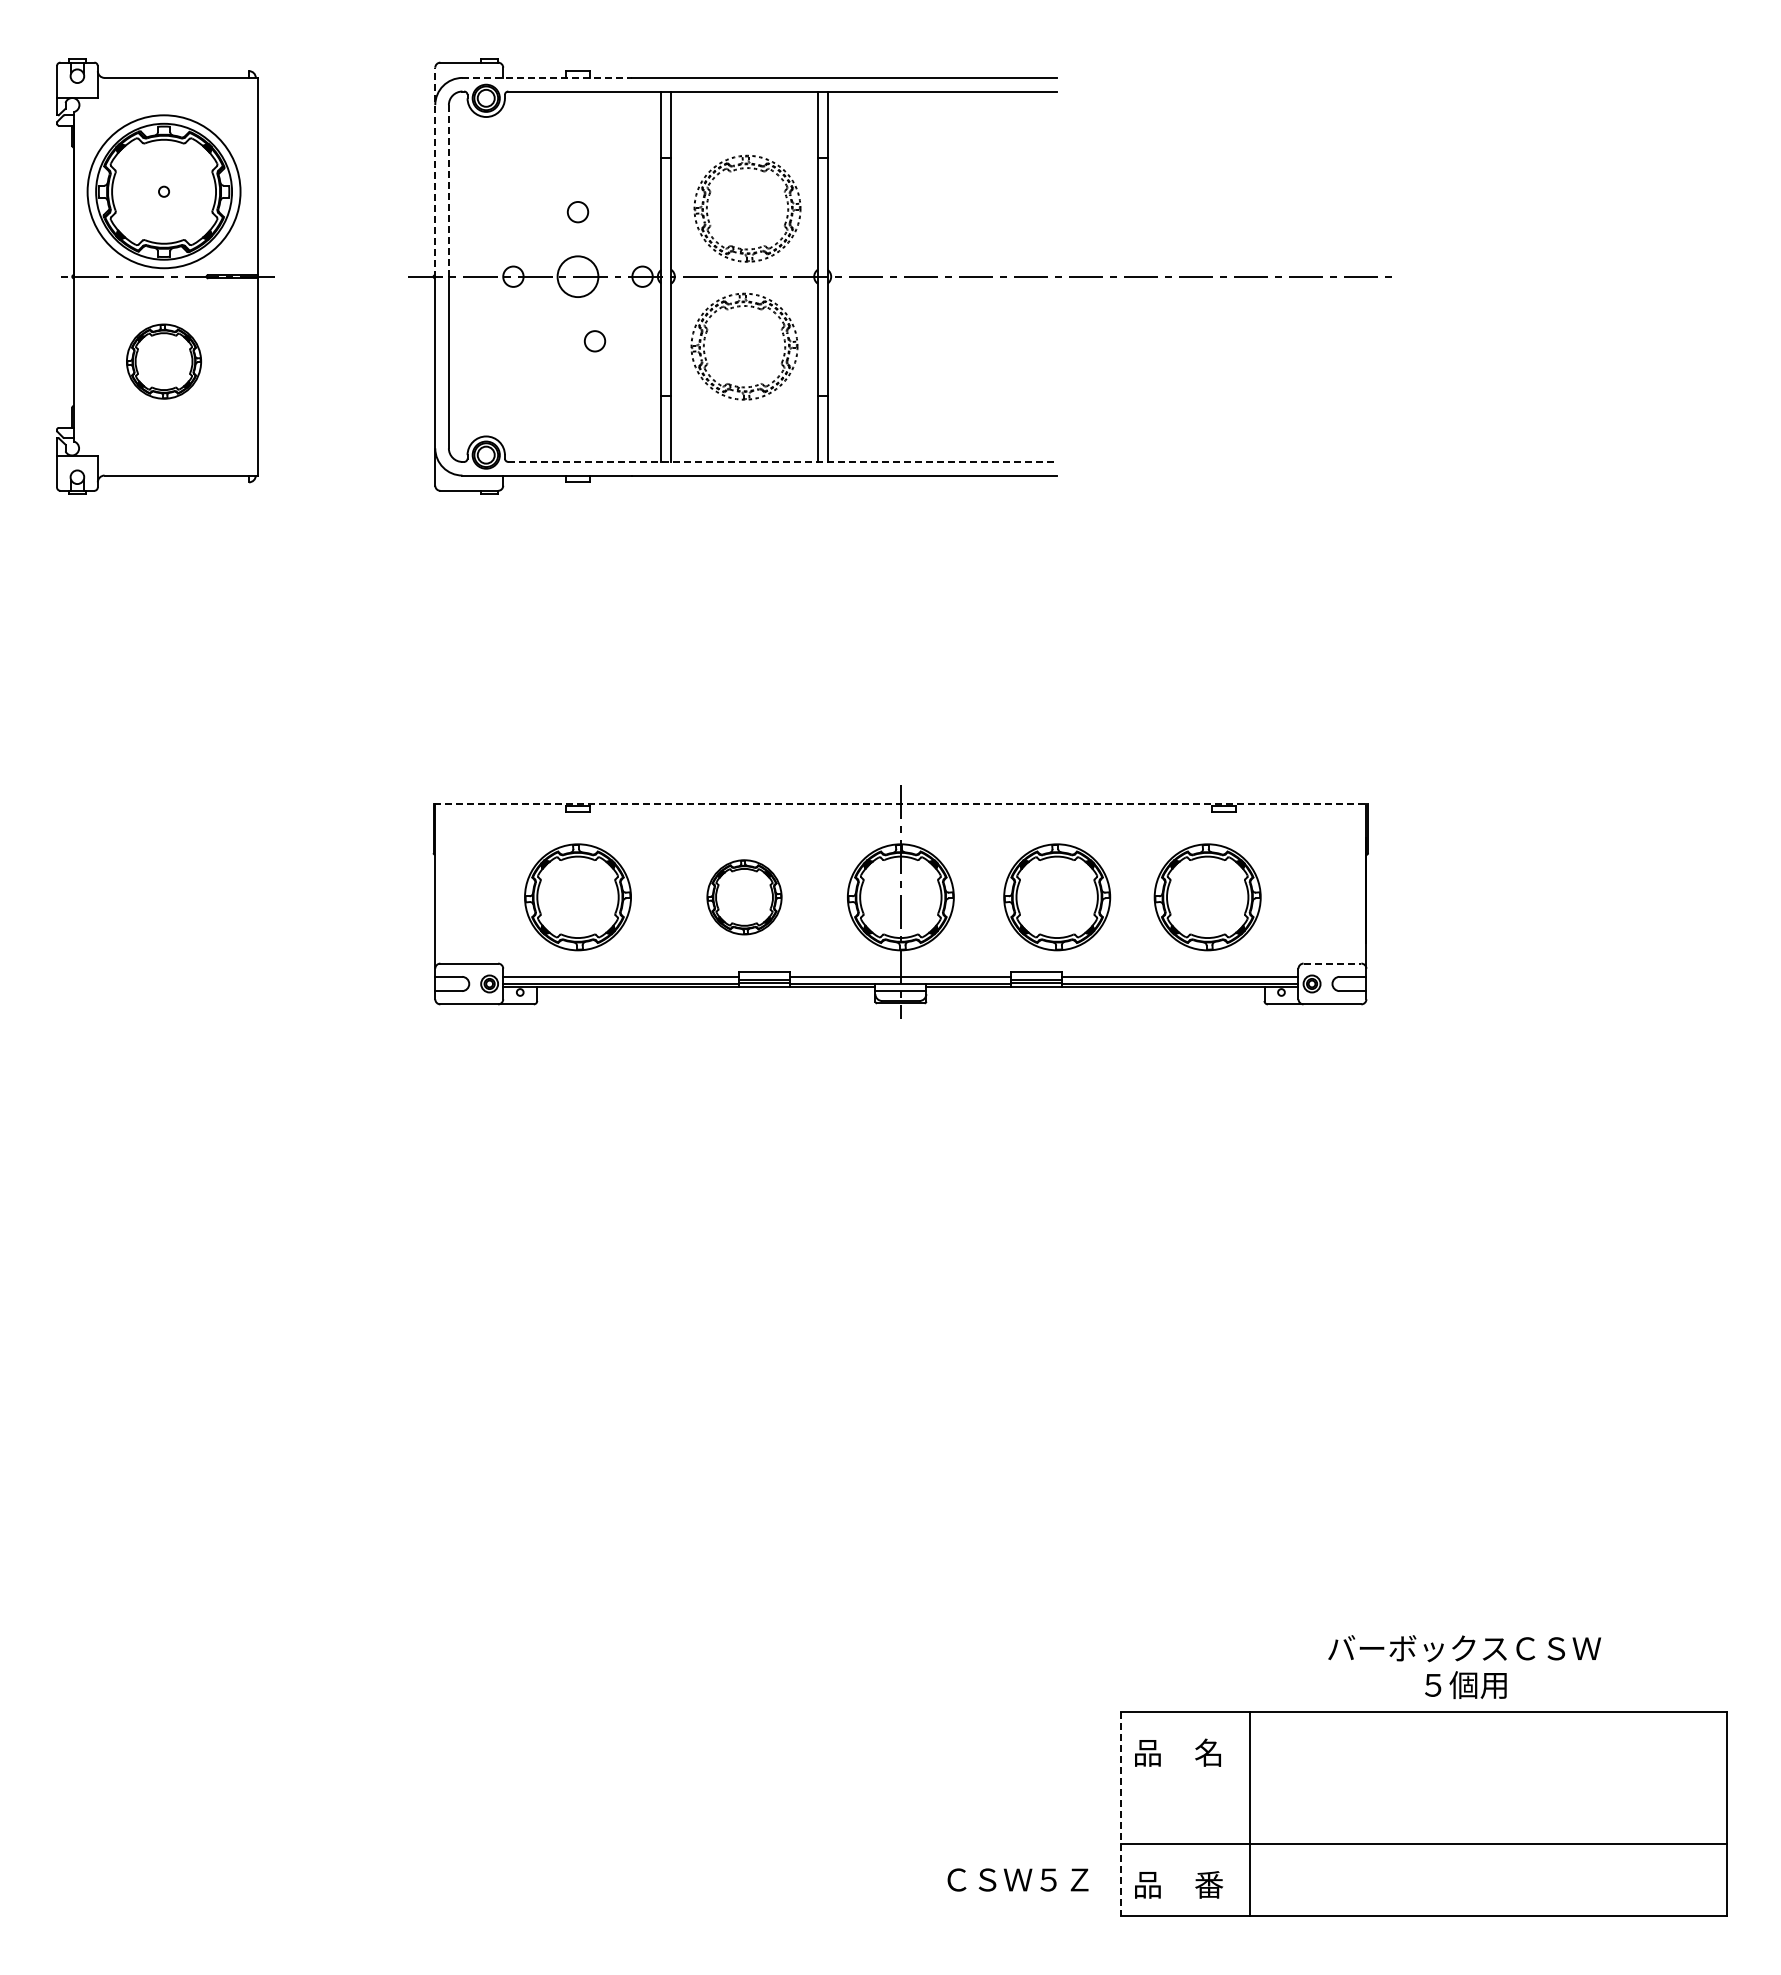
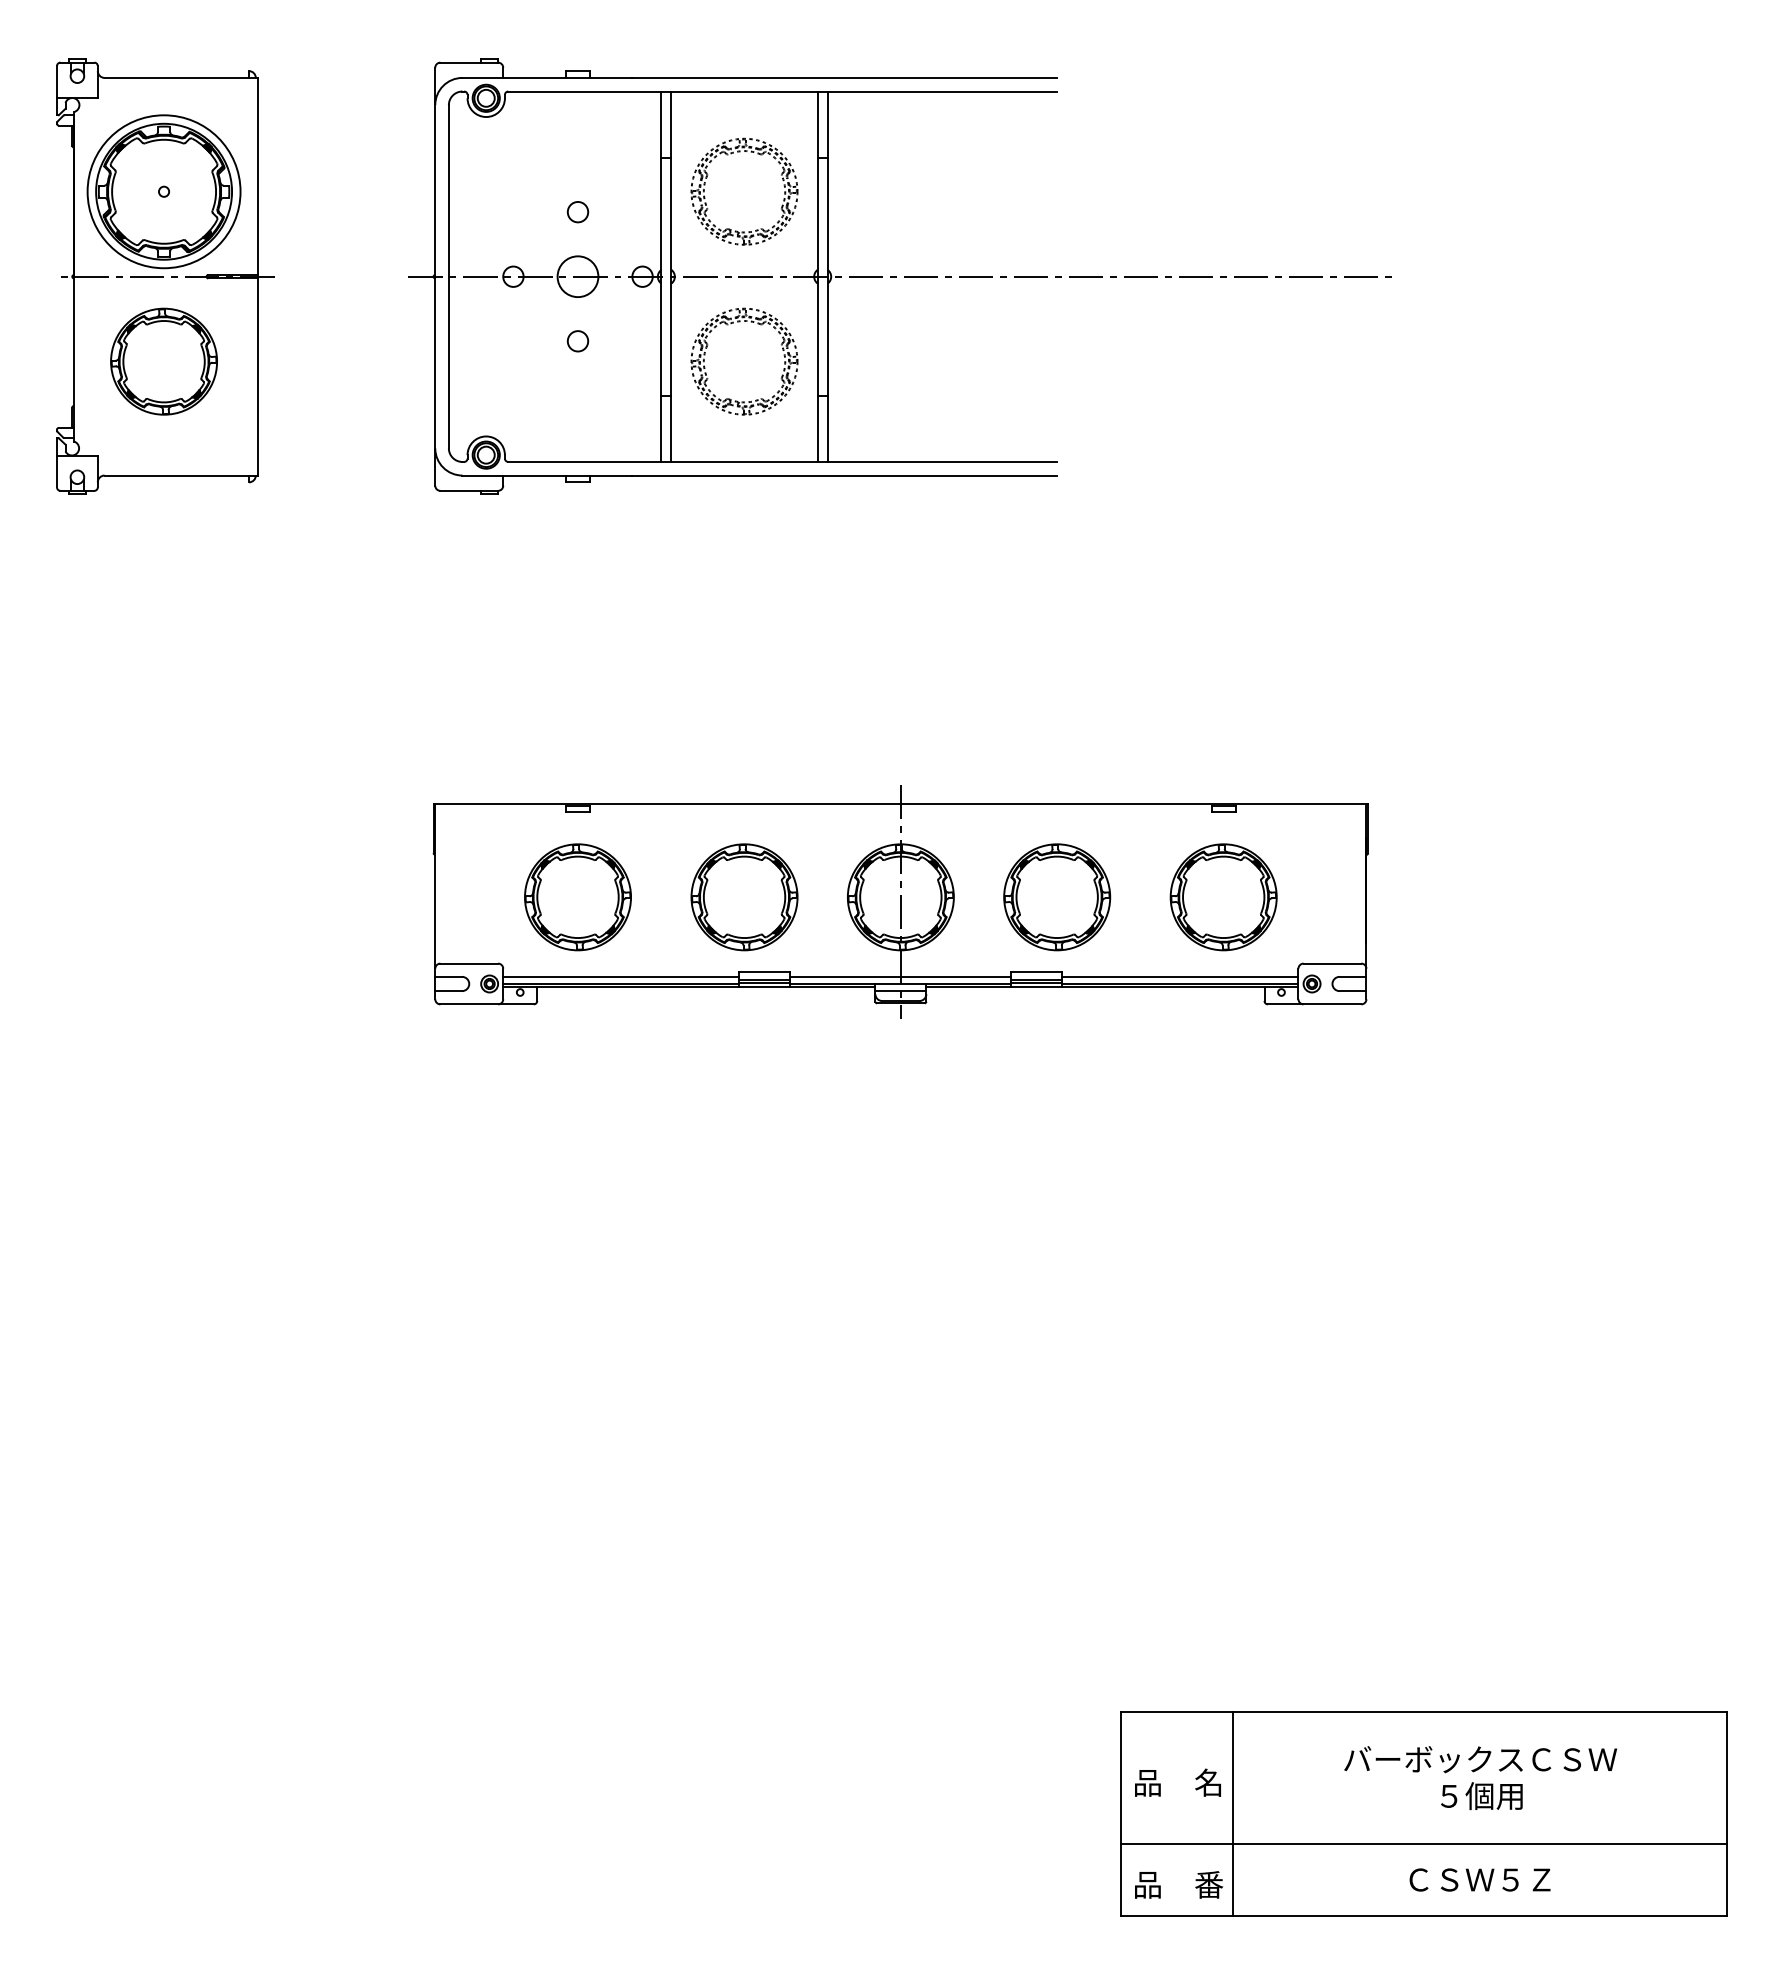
line: dashed -> solid (547, 77)
part position: (743, 169) -> (740, 152) (740, 152)
line: dashed -> solid (435, 172)
line: dashed -> solid (448, 190)
part position: (740, 307) -> (740, 322) (740, 322)
circle position: (594, 341) -> (577, 341) (577, 341)
part size: 77x77 px -> 108x109 px (163, 361)
line: dashed -> solid (783, 461)
line: dashed -> solid (901, 803)
part size: 77x77 px -> 109x109 px (744, 897)
part position: (1207, 897) -> (1223, 897) (1223, 897)
line: dashed -> solid (1332, 963)
text position: (1464, 1667) -> (1480, 1778) (1480, 1778)
text position: (1177, 1752) -> (1177, 1782) (1177, 1782)
line: dashed -> solid (1120, 1813)
line position: (1249, 1813) -> (1232, 1813) (1232, 1813)
text position: (1017, 1879) -> (1479, 1879) (1479, 1879)
